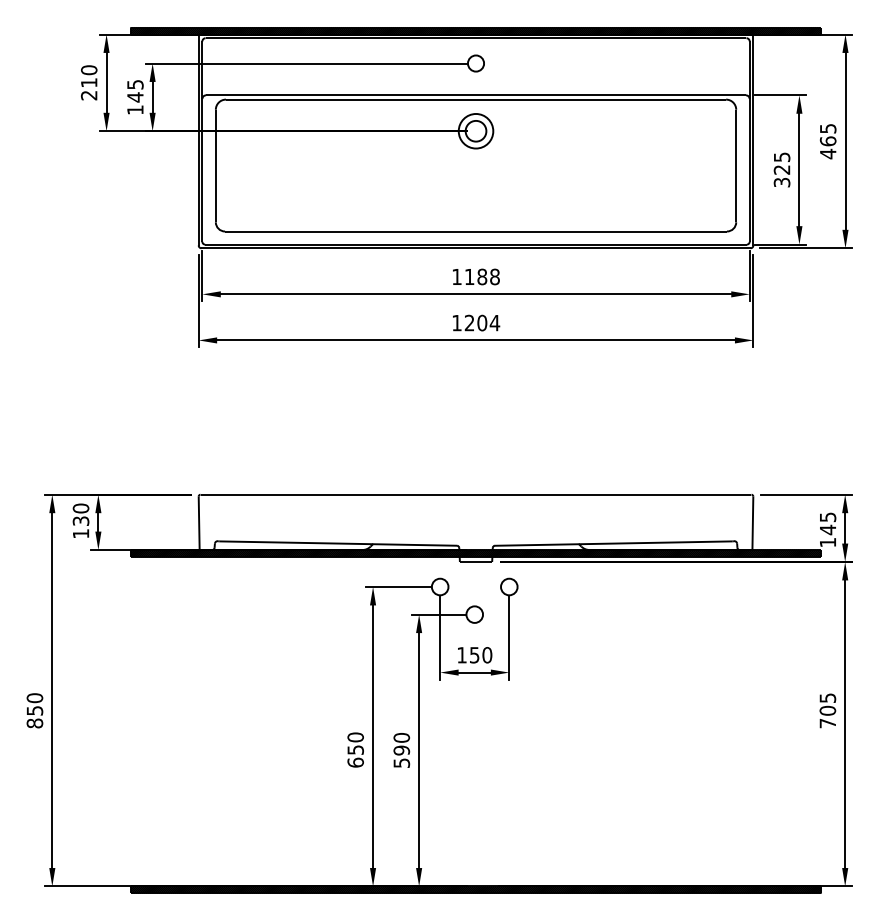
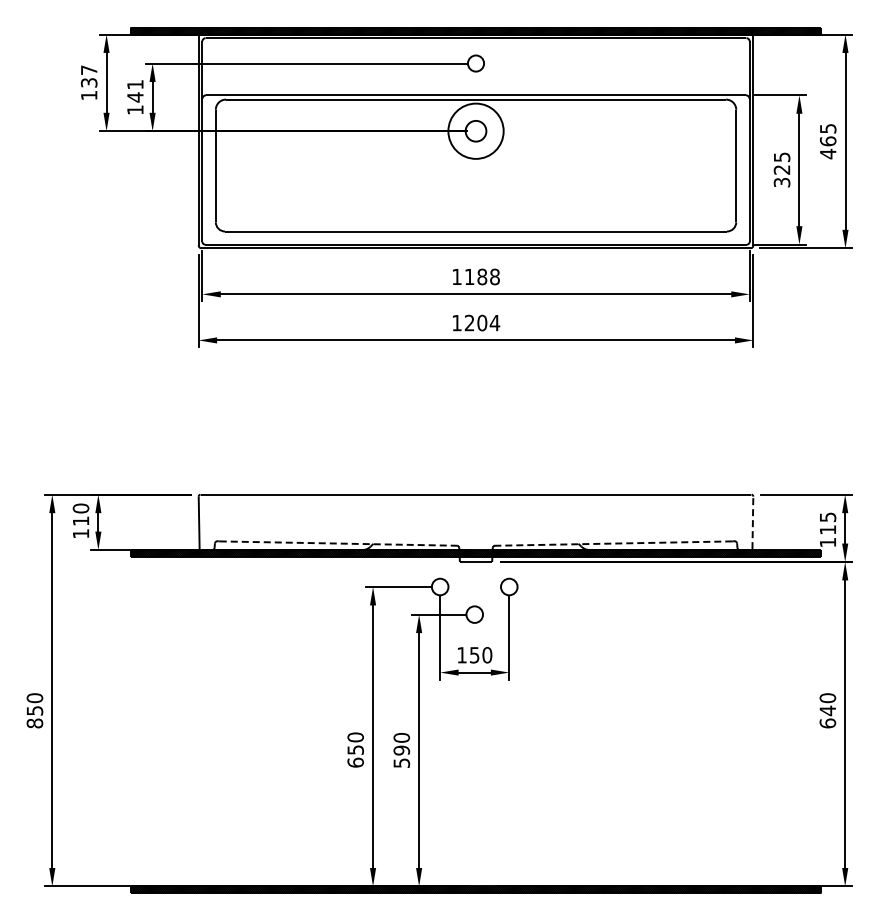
text: 210 -> 137 (88, 82)
text: 145 -> 141 (135, 84)
circle diameter: 35 px -> 55 px (475, 130)
text: 130 -> 110 (80, 520)
line: solid -> dashed (752, 522)
text: 145 -> 115 (827, 529)
line: solid -> dashed (338, 543)
line: solid -> dashed (613, 543)
text: 705 -> 640 (827, 710)
